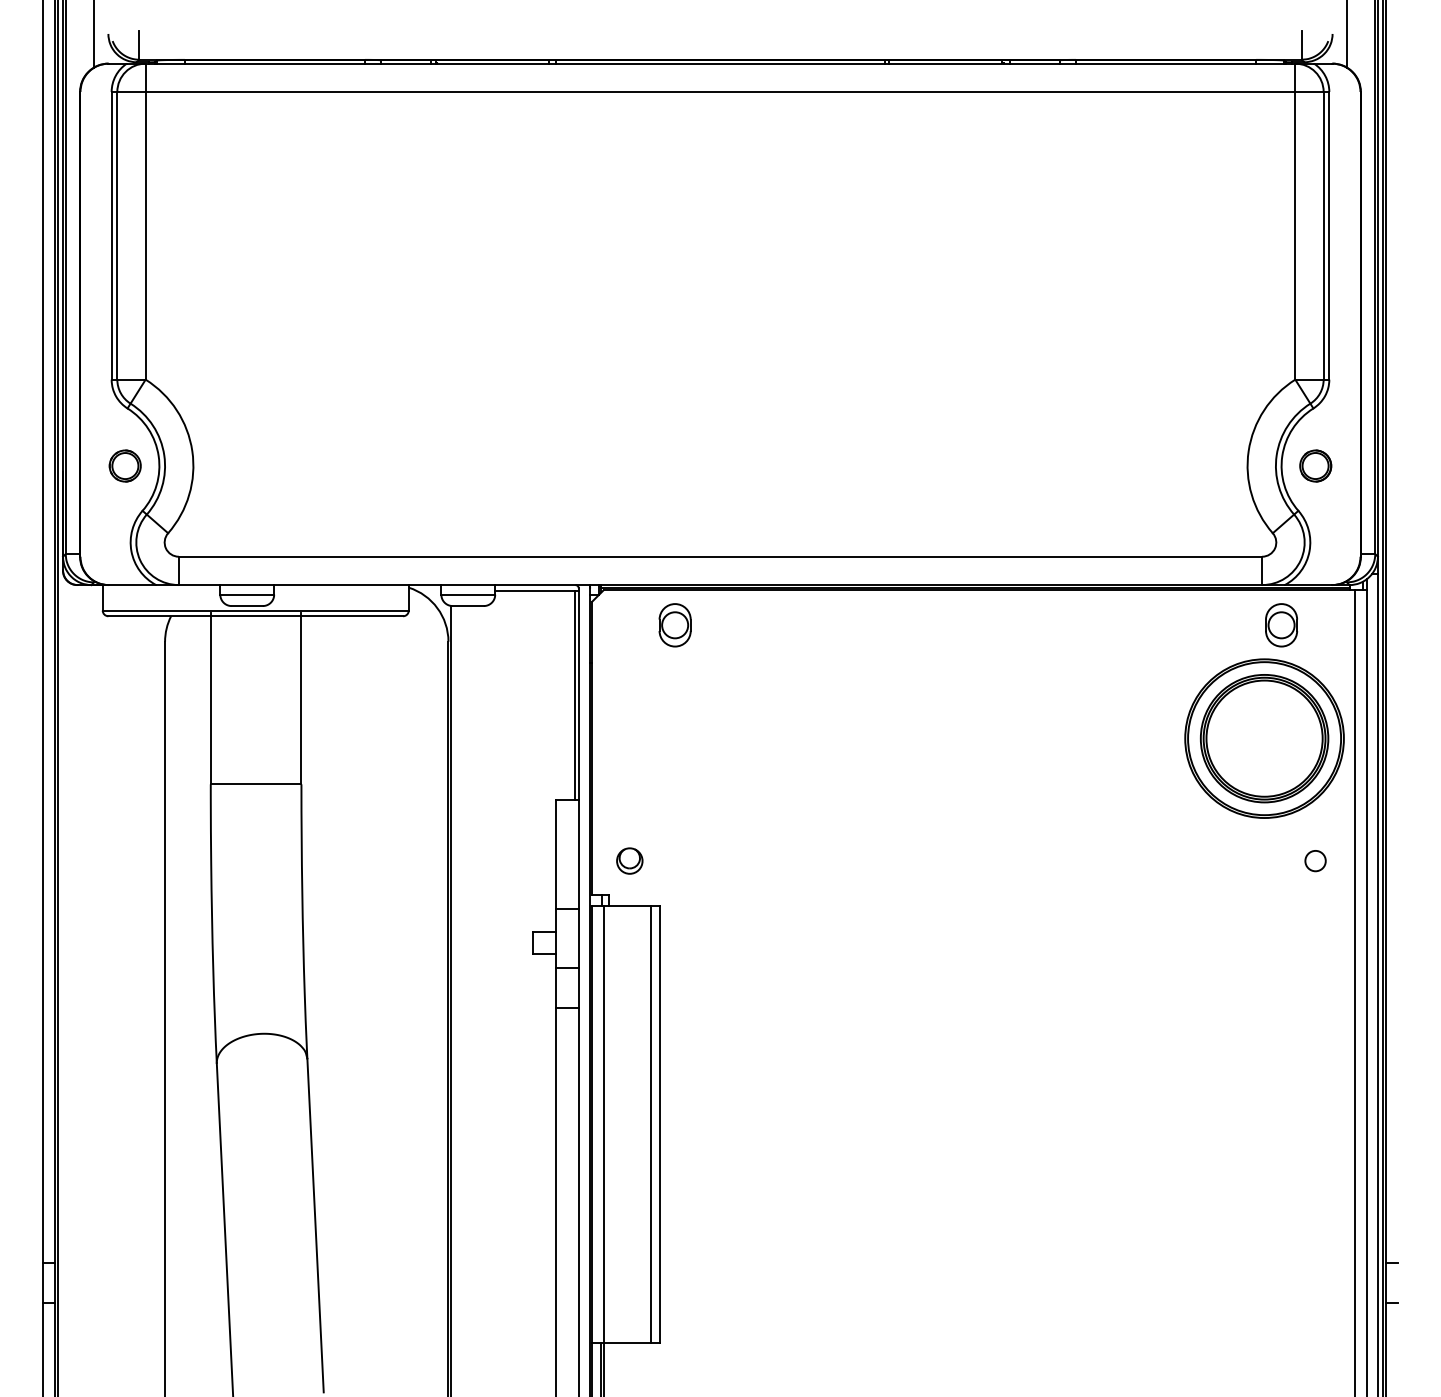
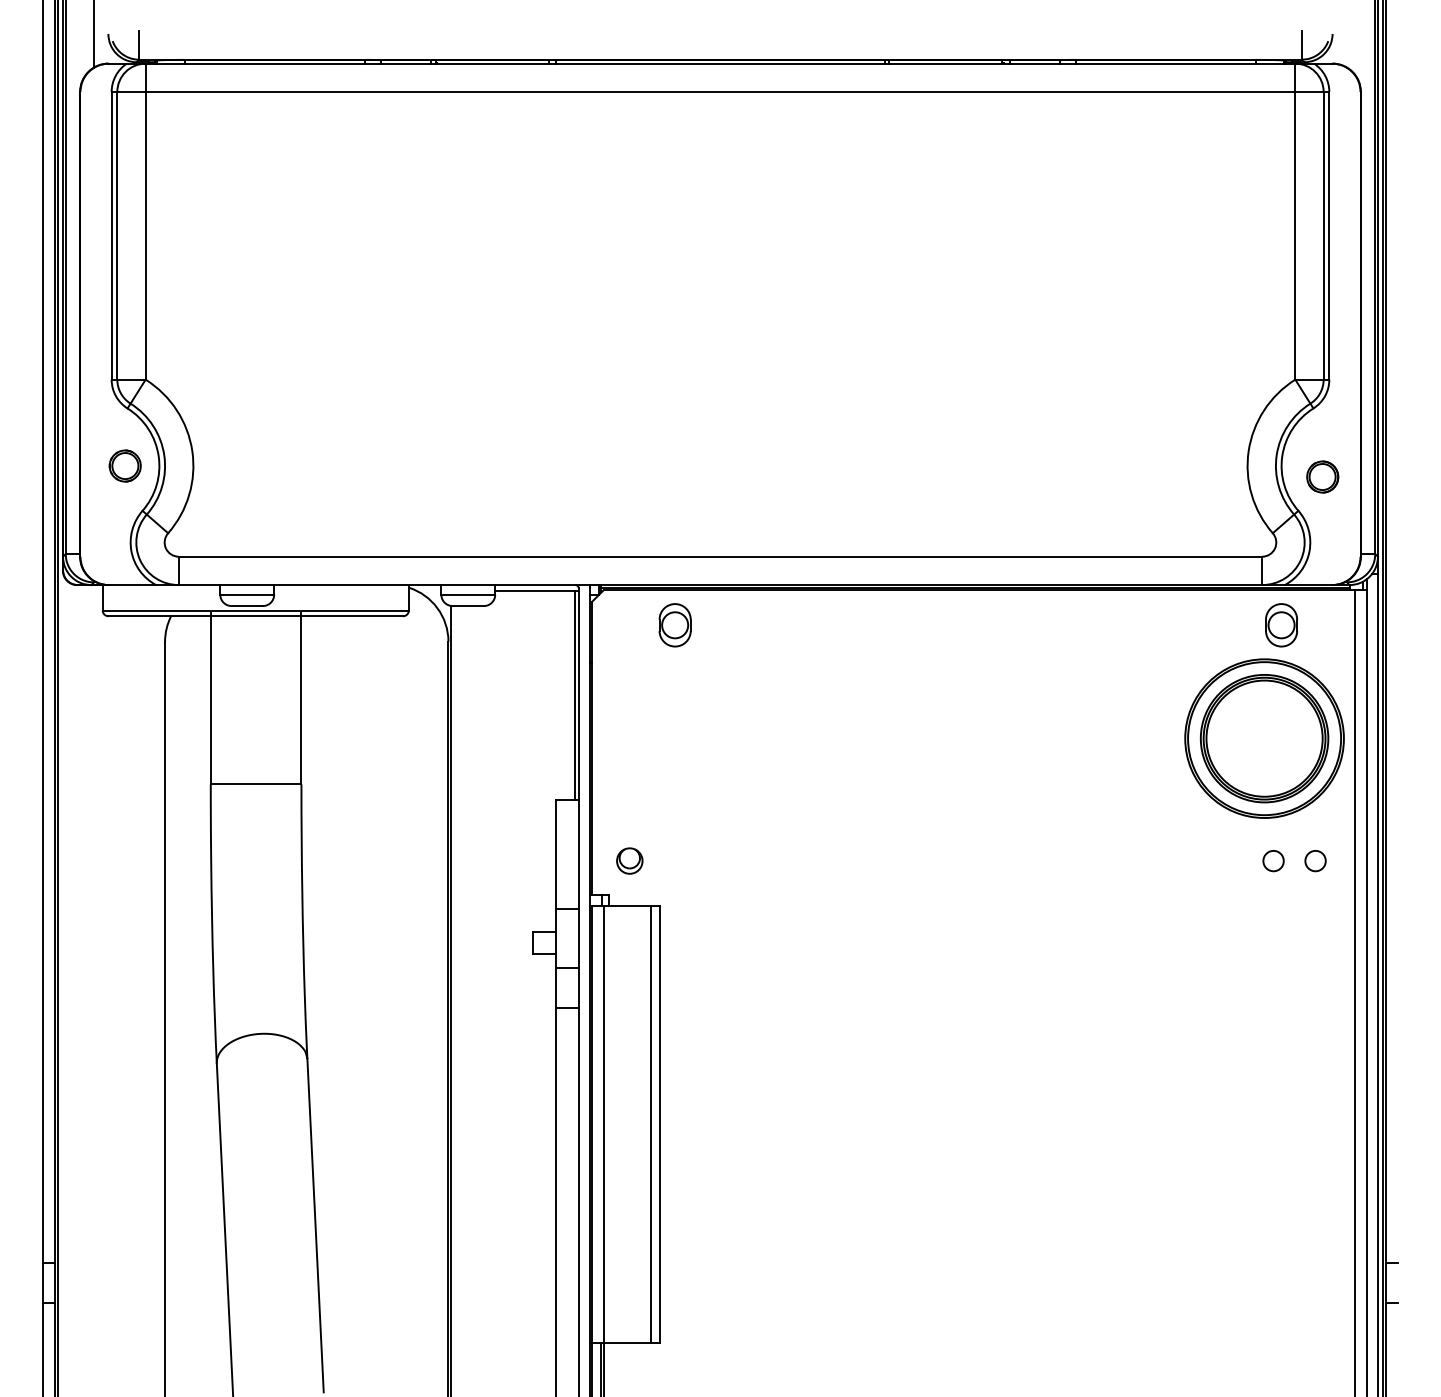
line: present -> none (1346, 34)
part position: (1315, 465) -> (1322, 476) (1322, 476)
circle: none -> present (1273, 861)
